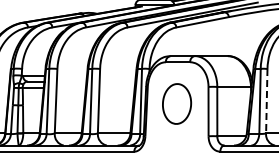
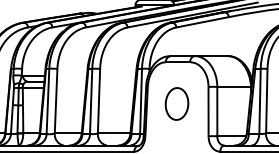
line: dashed -> solid (266, 101)
part size: 31x42 px -> 26x34 px (176, 103)
